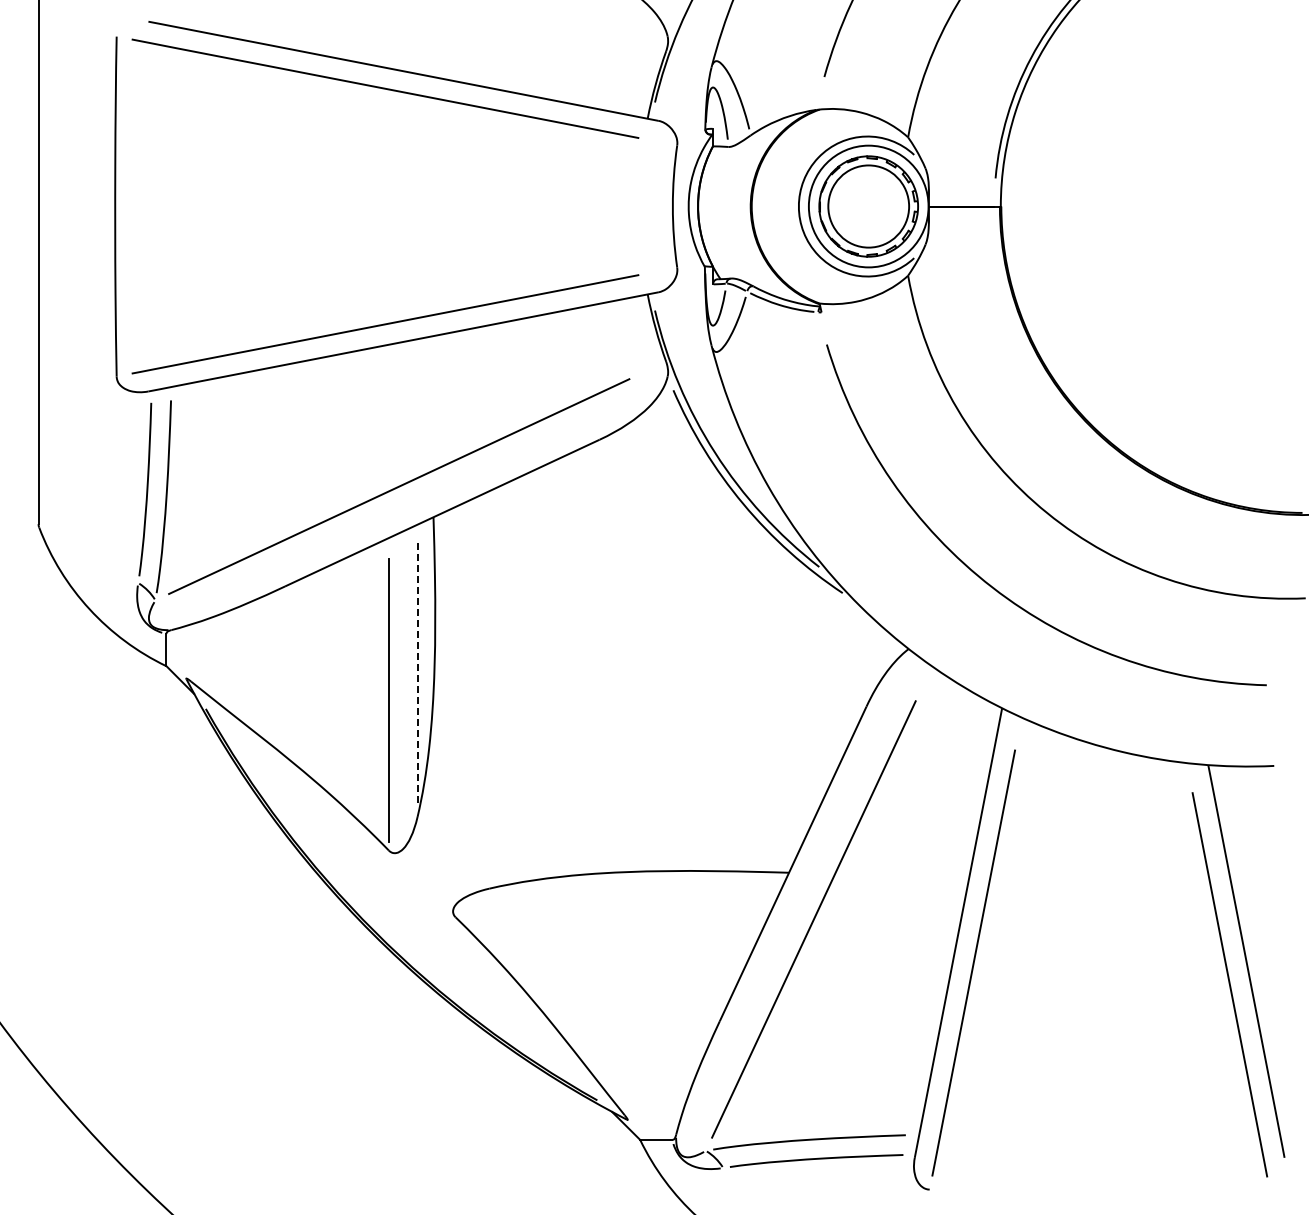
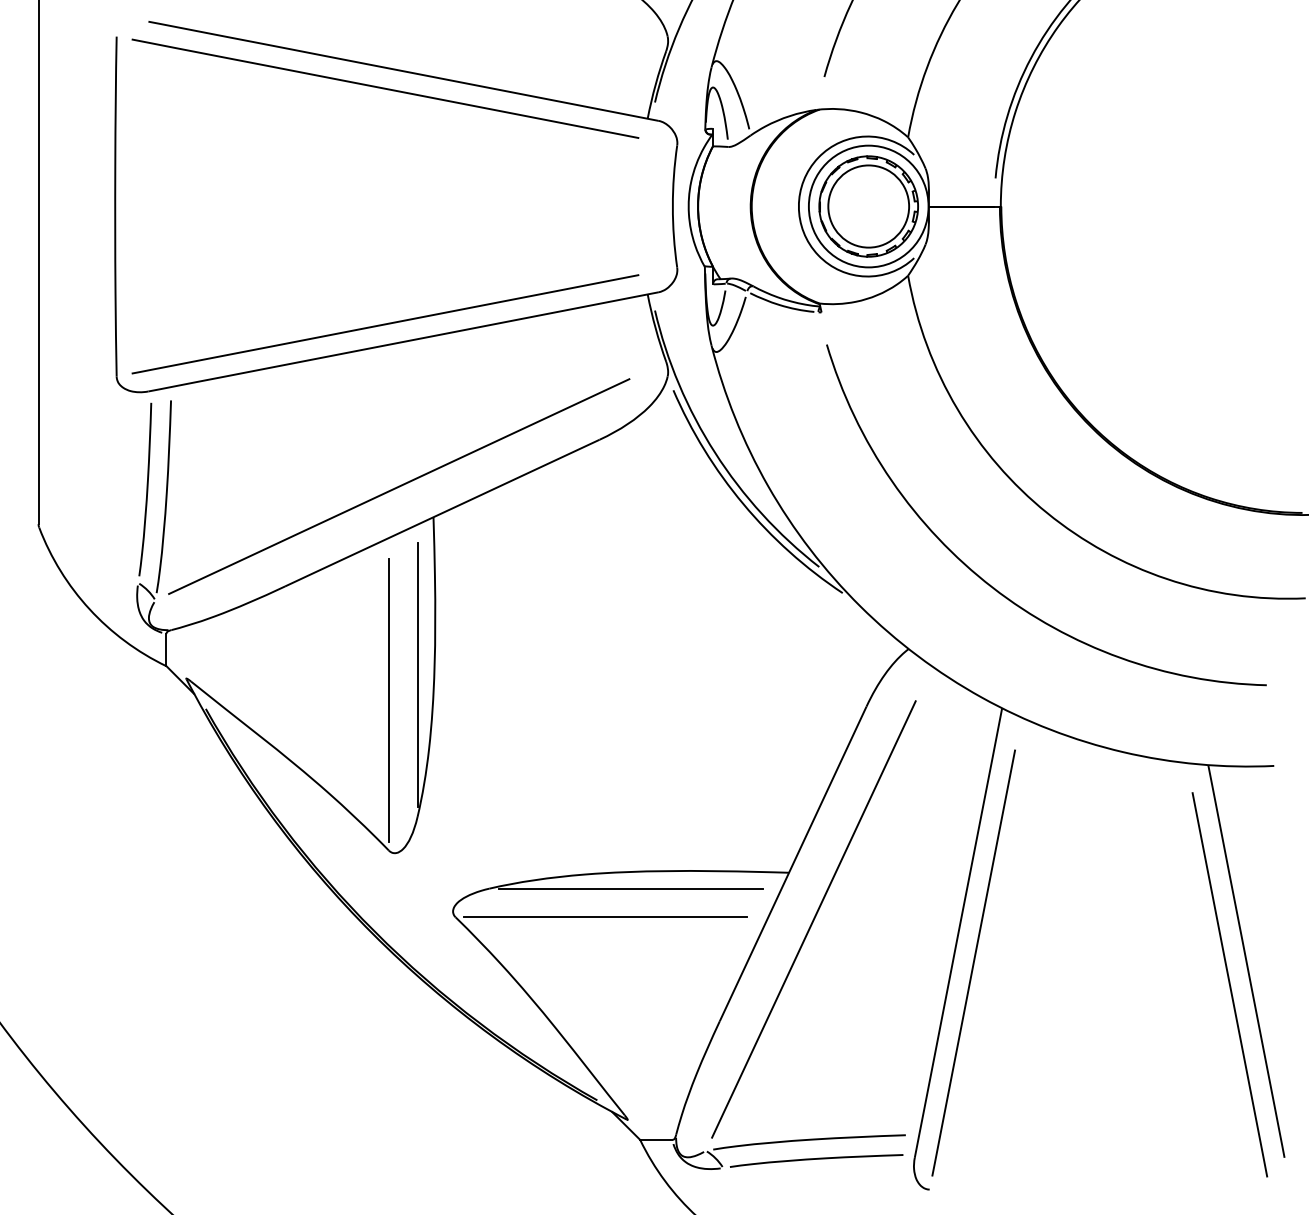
line: dashed -> solid (417, 675)
line: none -> present (631, 888)
line: none -> present (605, 917)
